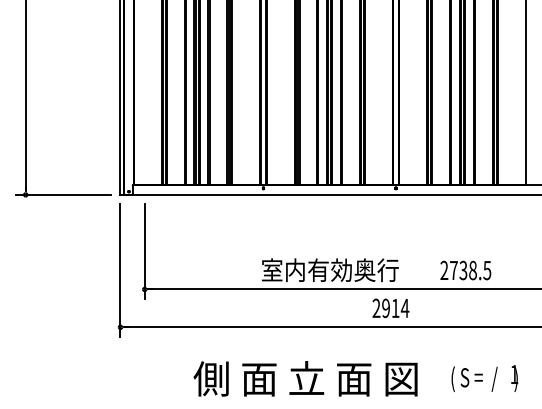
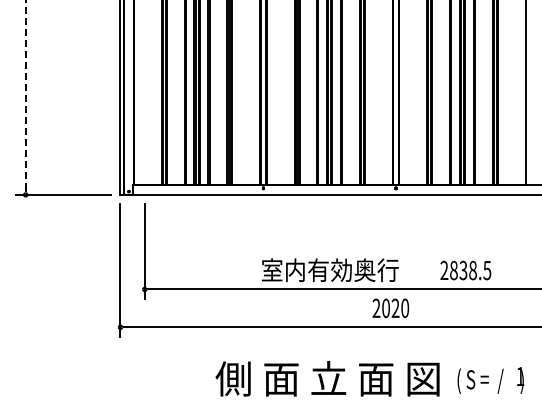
line: solid -> dashed (25, 95)
text: 2738.5 -> 2838.5 (453, 270)
text: 2914 -> 2020 (395, 308)
text position: (305, 378) -> (327, 378) (327, 378)
text position: (484, 378) -> (490, 380) (490, 380)
